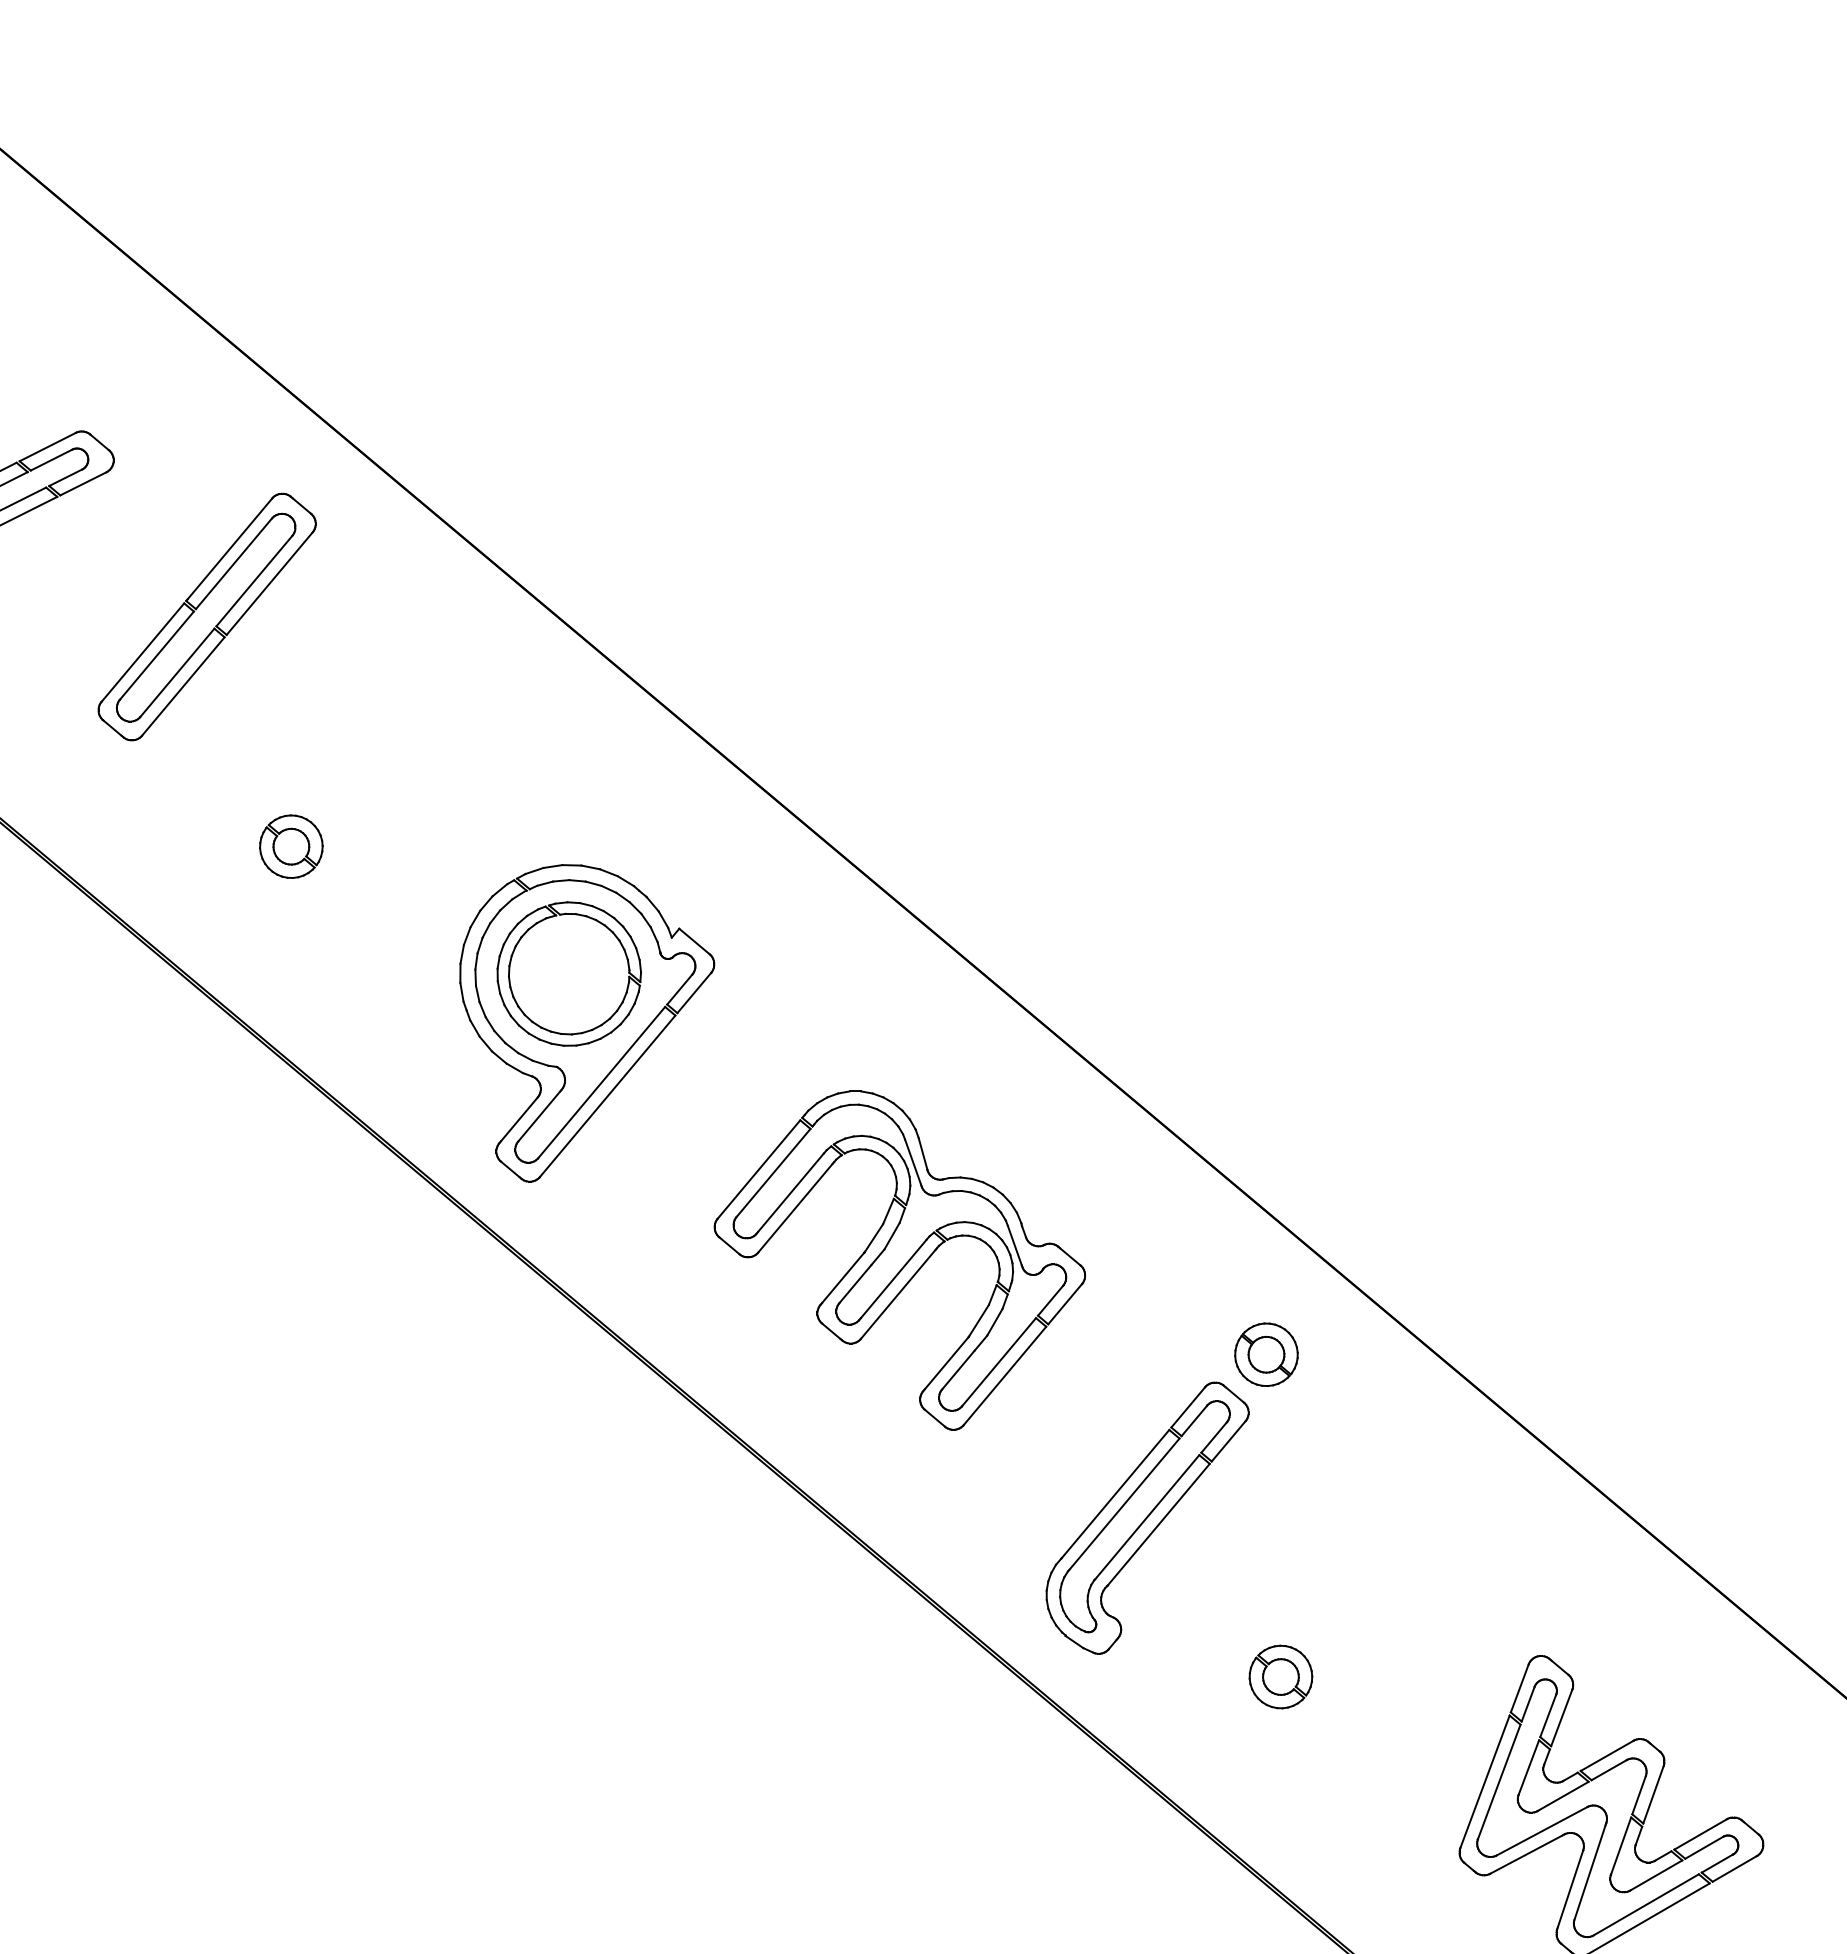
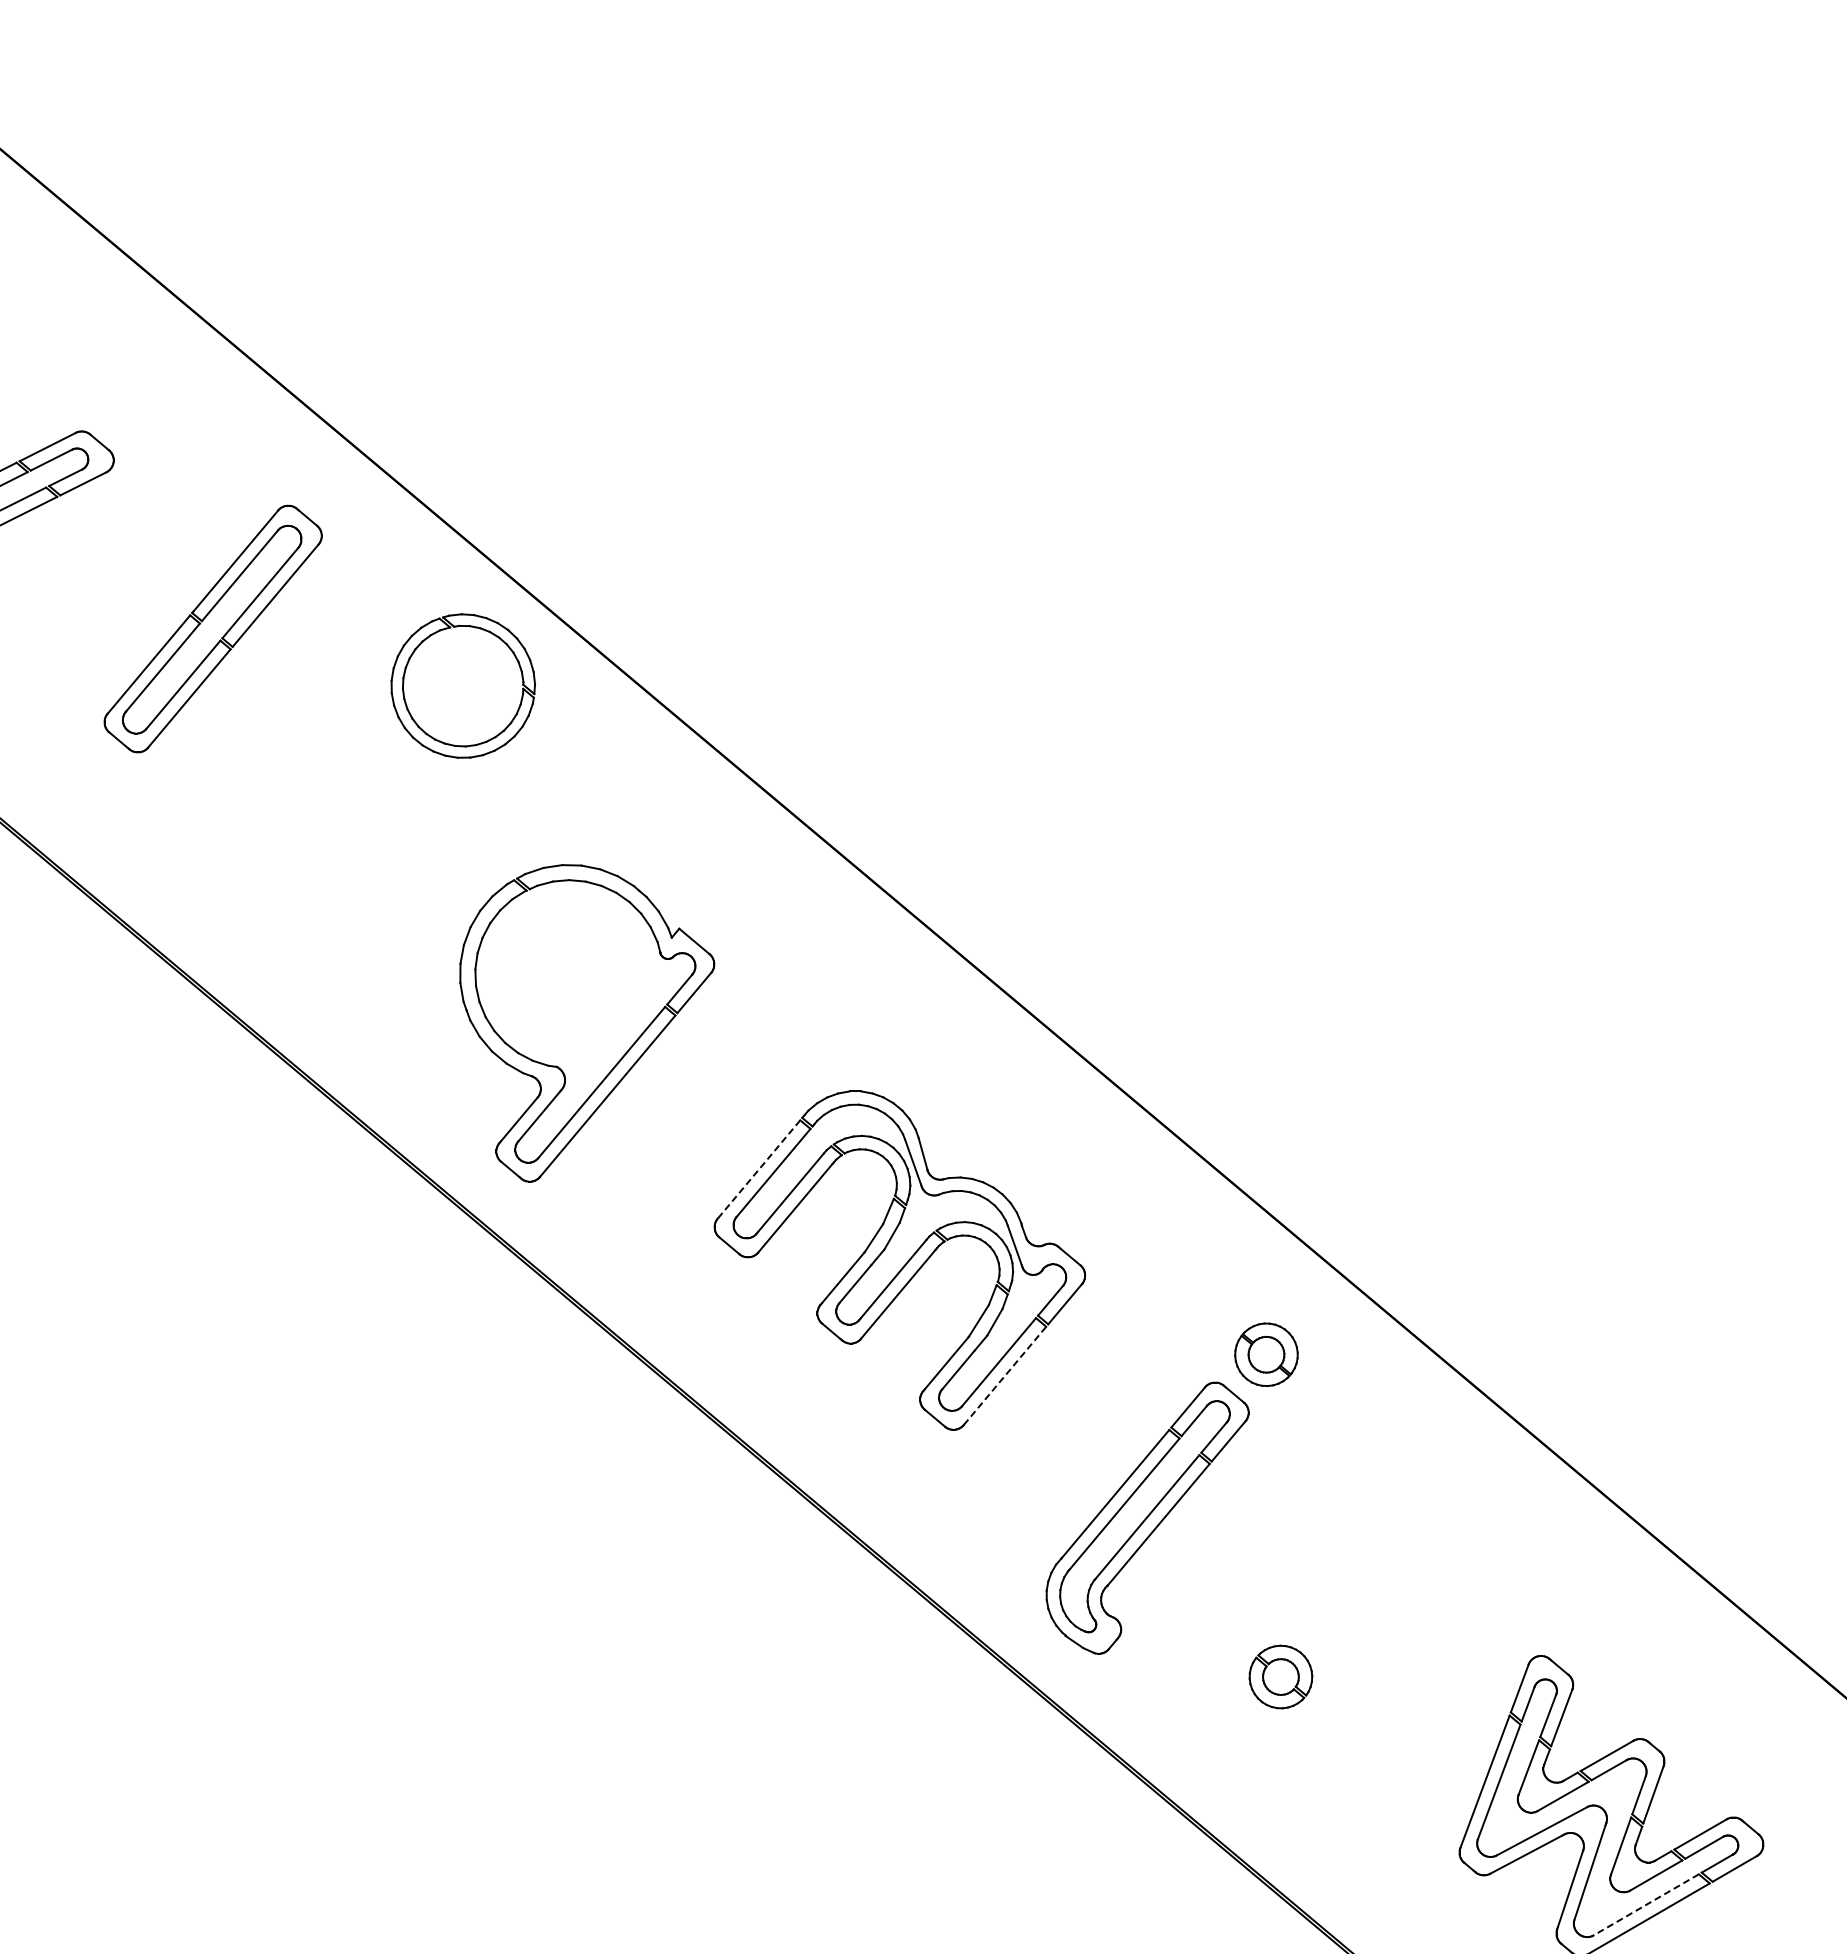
part position: (206, 616) -> (212, 628) (212, 628)
part: present -> none (291, 846)
part position: (568, 973) -> (462, 685) (462, 685)
line: solid -> dashed (758, 1169)
line: solid -> dashed (1005, 1375)
line: solid -> dashed (1645, 1905)
